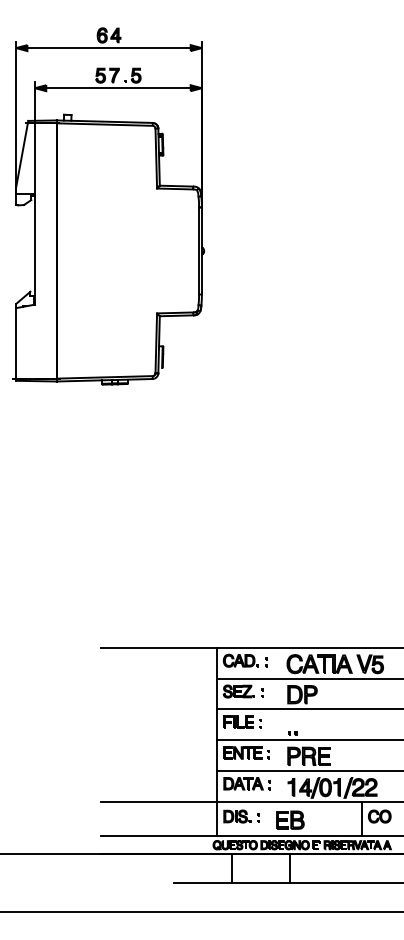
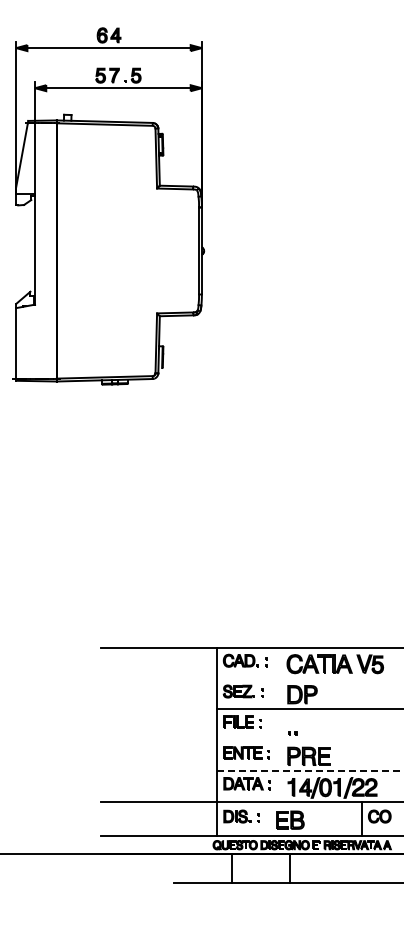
line: present -> none (308, 678)
line: present -> none (308, 740)
line: solid -> dashed (310, 770)
line: present -> none (201, 911)
